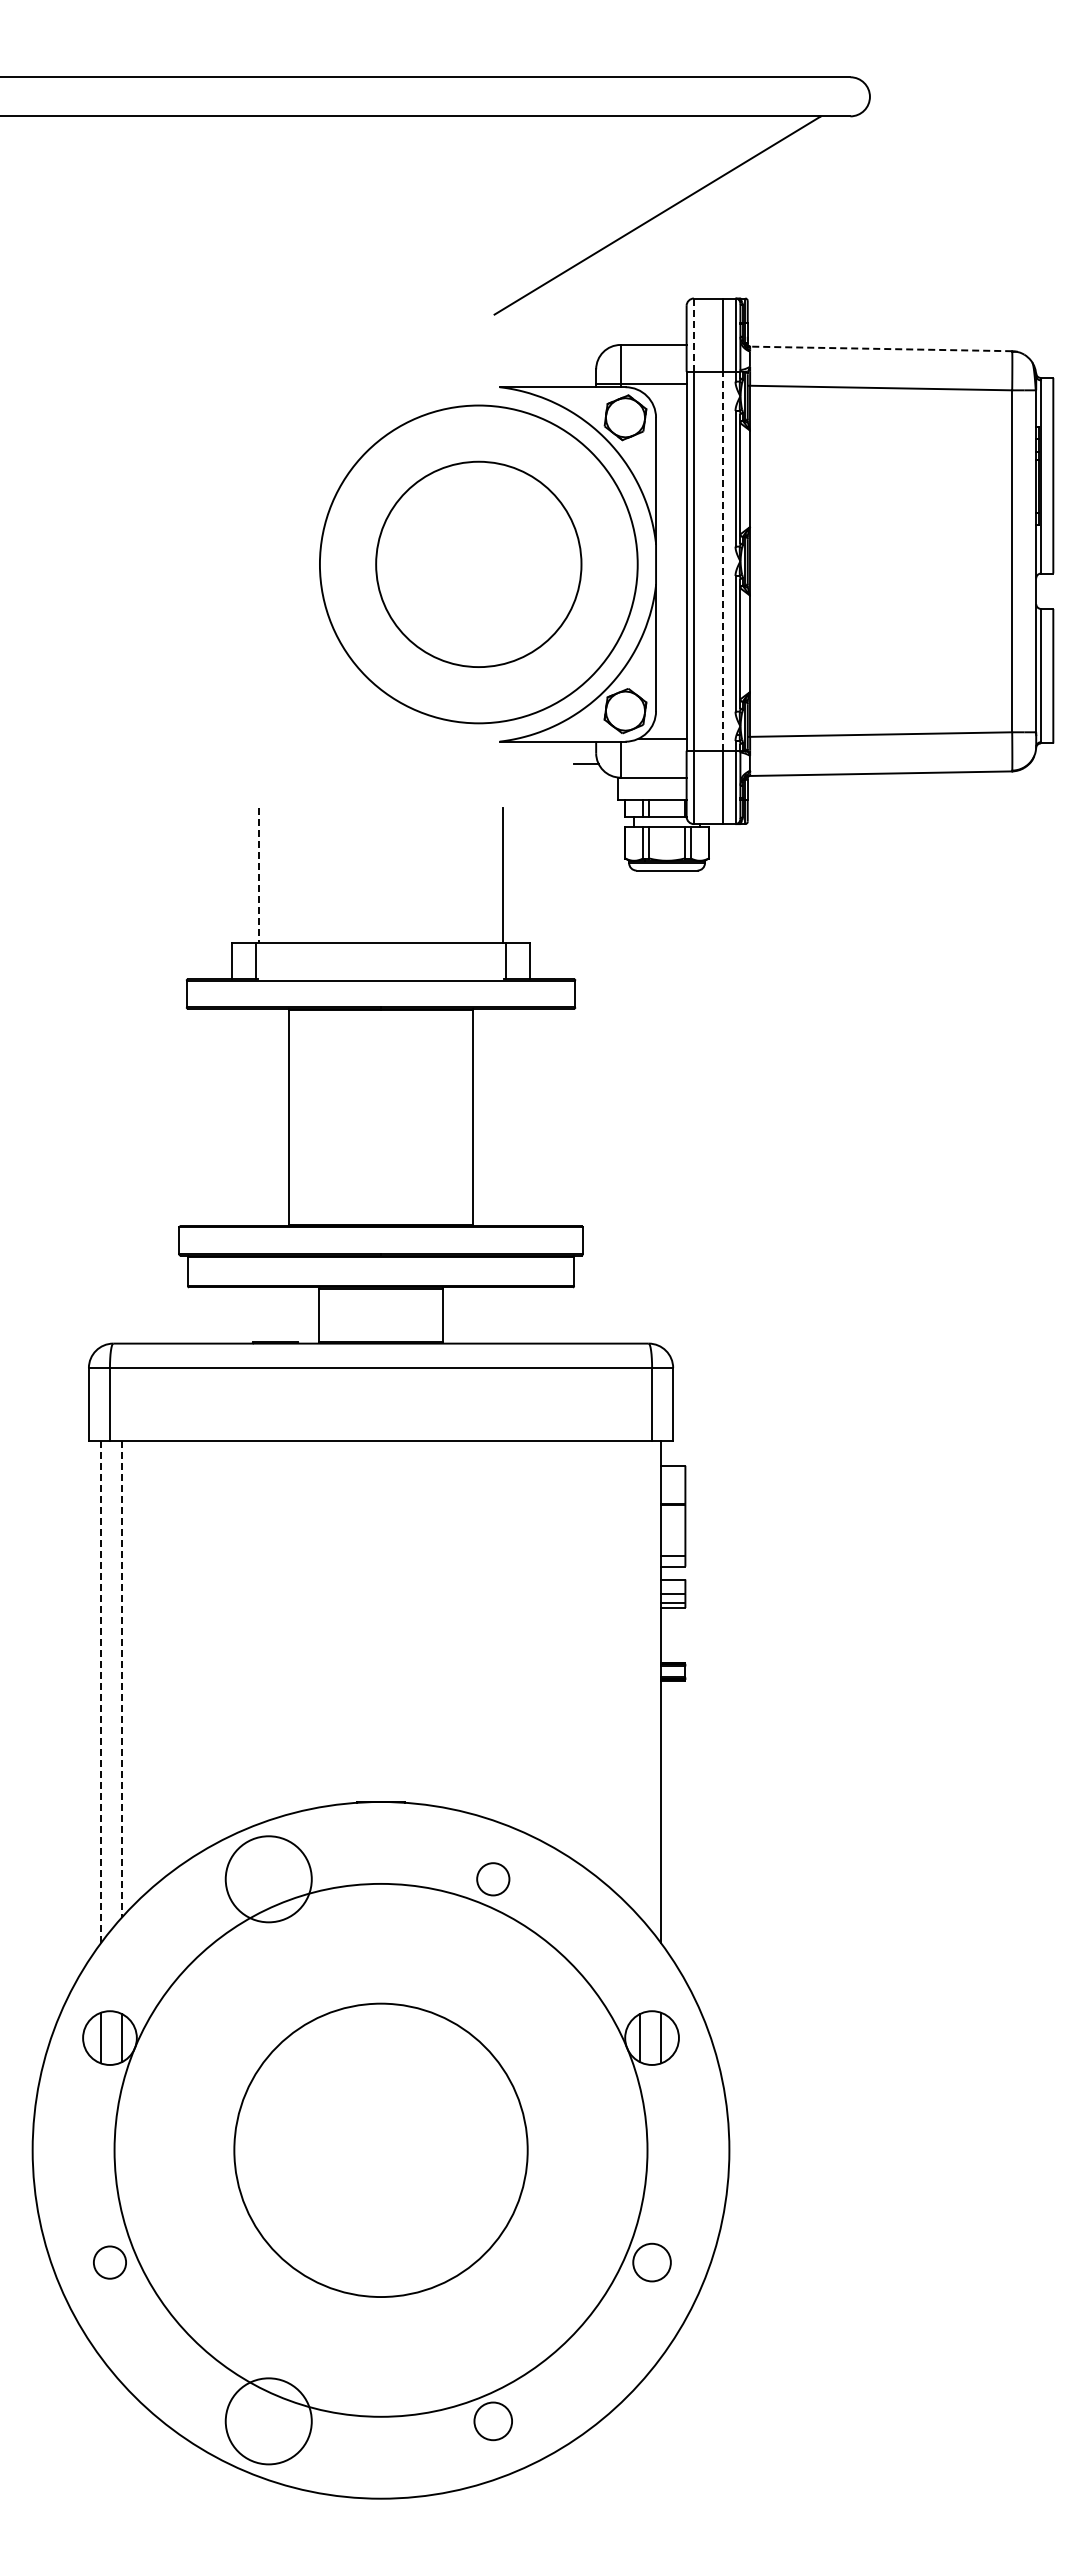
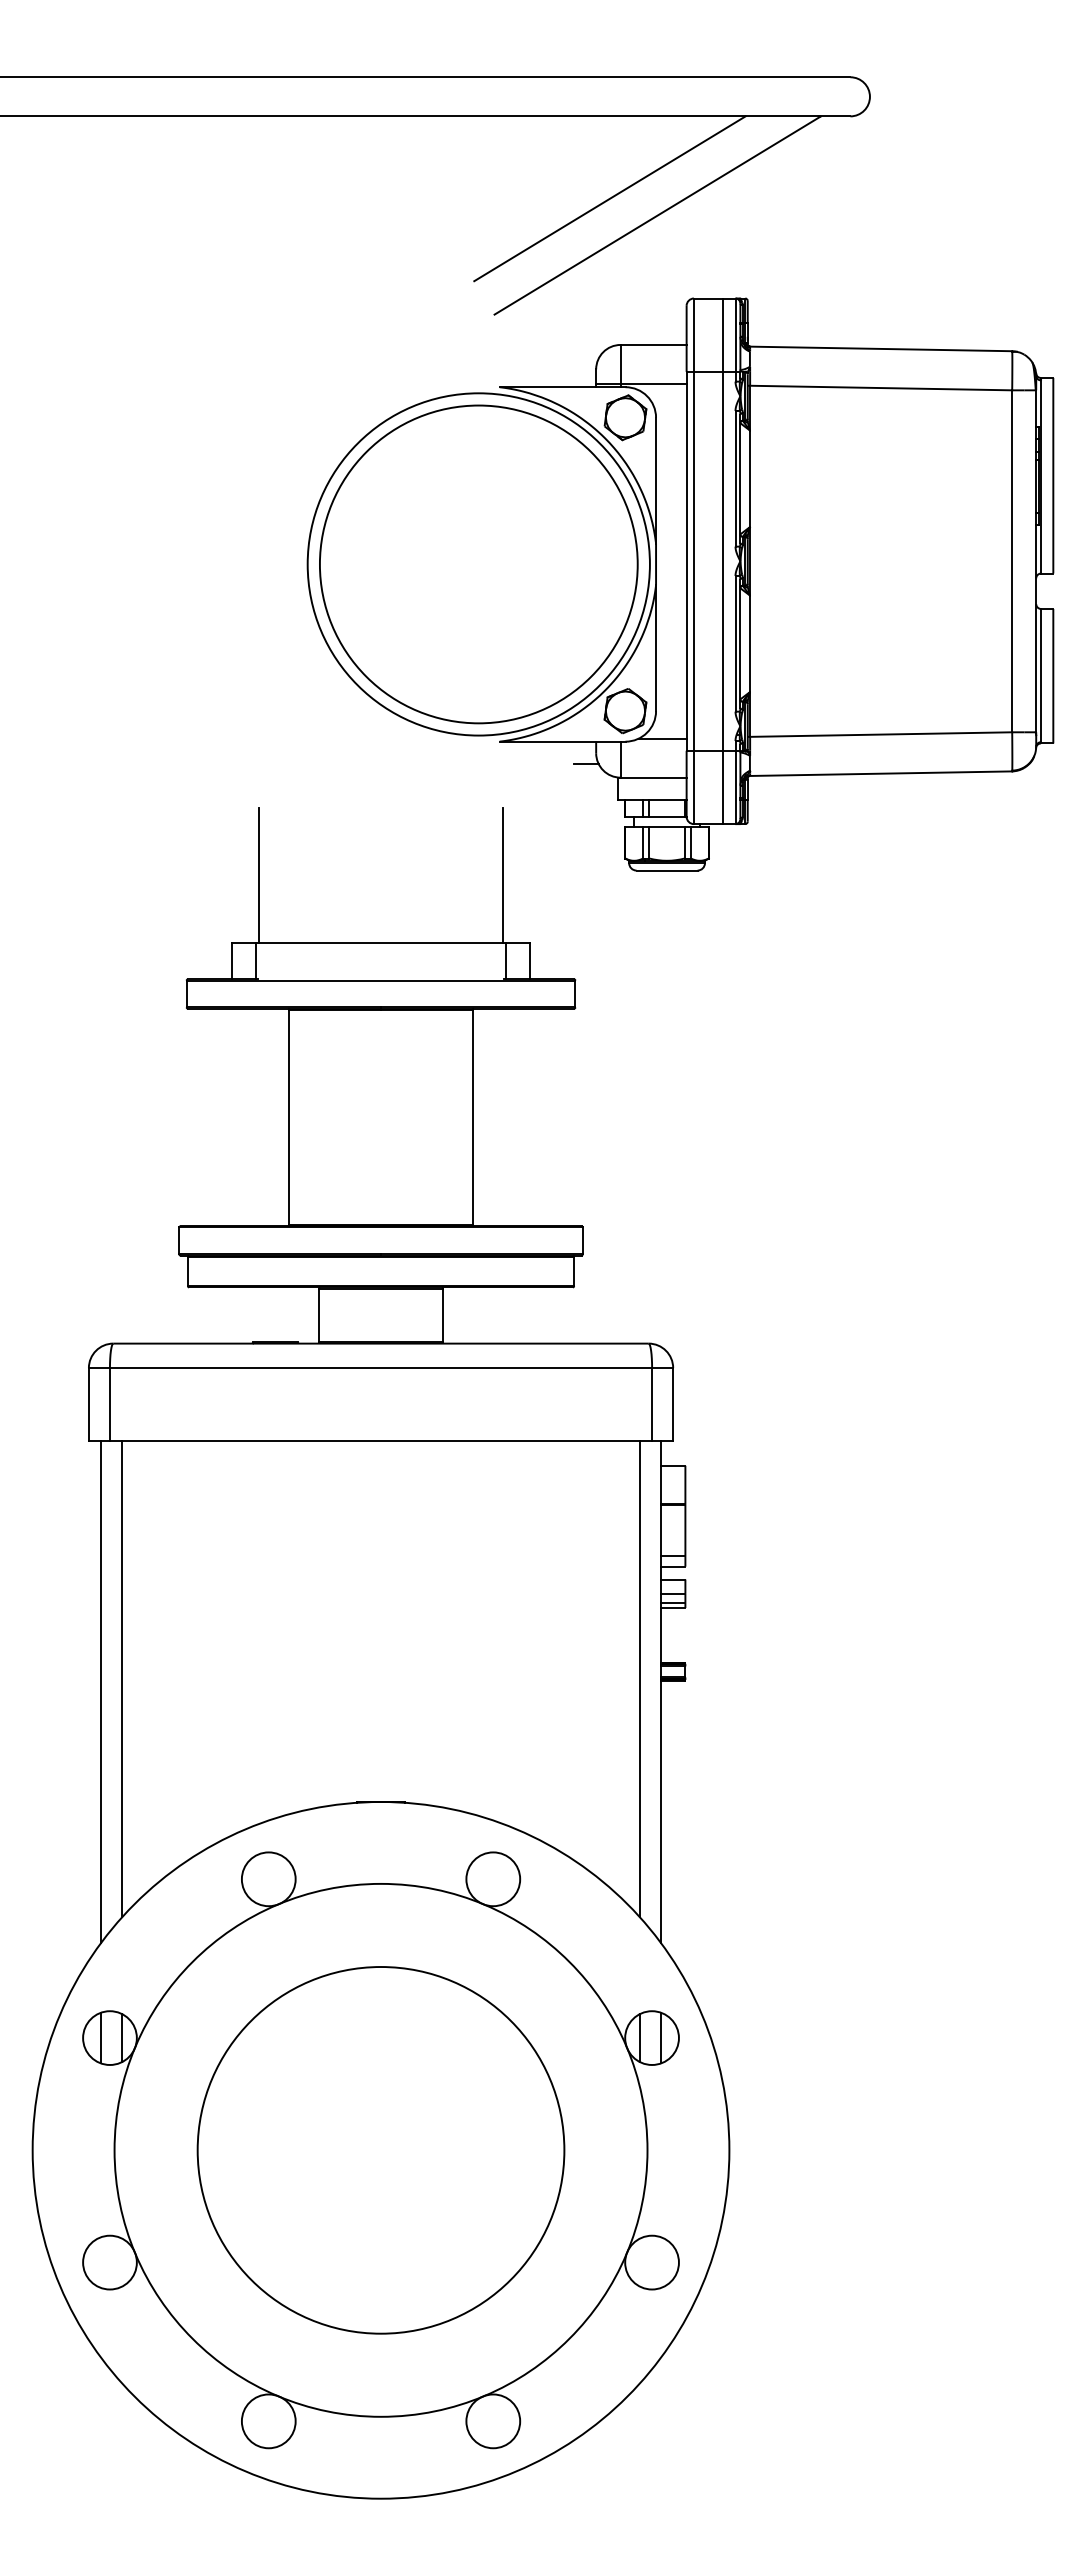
line: none -> present (609, 198)
line: dashed -> solid (693, 335)
line: dashed -> solid (880, 348)
line: dashed -> solid (723, 560)
circle diameter: 205 px -> 342 px (478, 564)
line: dashed -> solid (258, 875)
line: dashed -> solid (122, 1679)
line: none -> present (640, 1679)
line: dashed -> solid (101, 1692)
circle diameter: 86 px -> 54 px (268, 1879)
circle diameter: 32 px -> 54 px (493, 1879)
circle diameter: 293 px -> 367 px (380, 2150)
circle diameter: 32 px -> 54 px (109, 2262)
circle diameter: 38 px -> 54 px (651, 2262)
circle diameter: 86 px -> 54 px (268, 2421)
circle diameter: 38 px -> 54 px (493, 2421)
